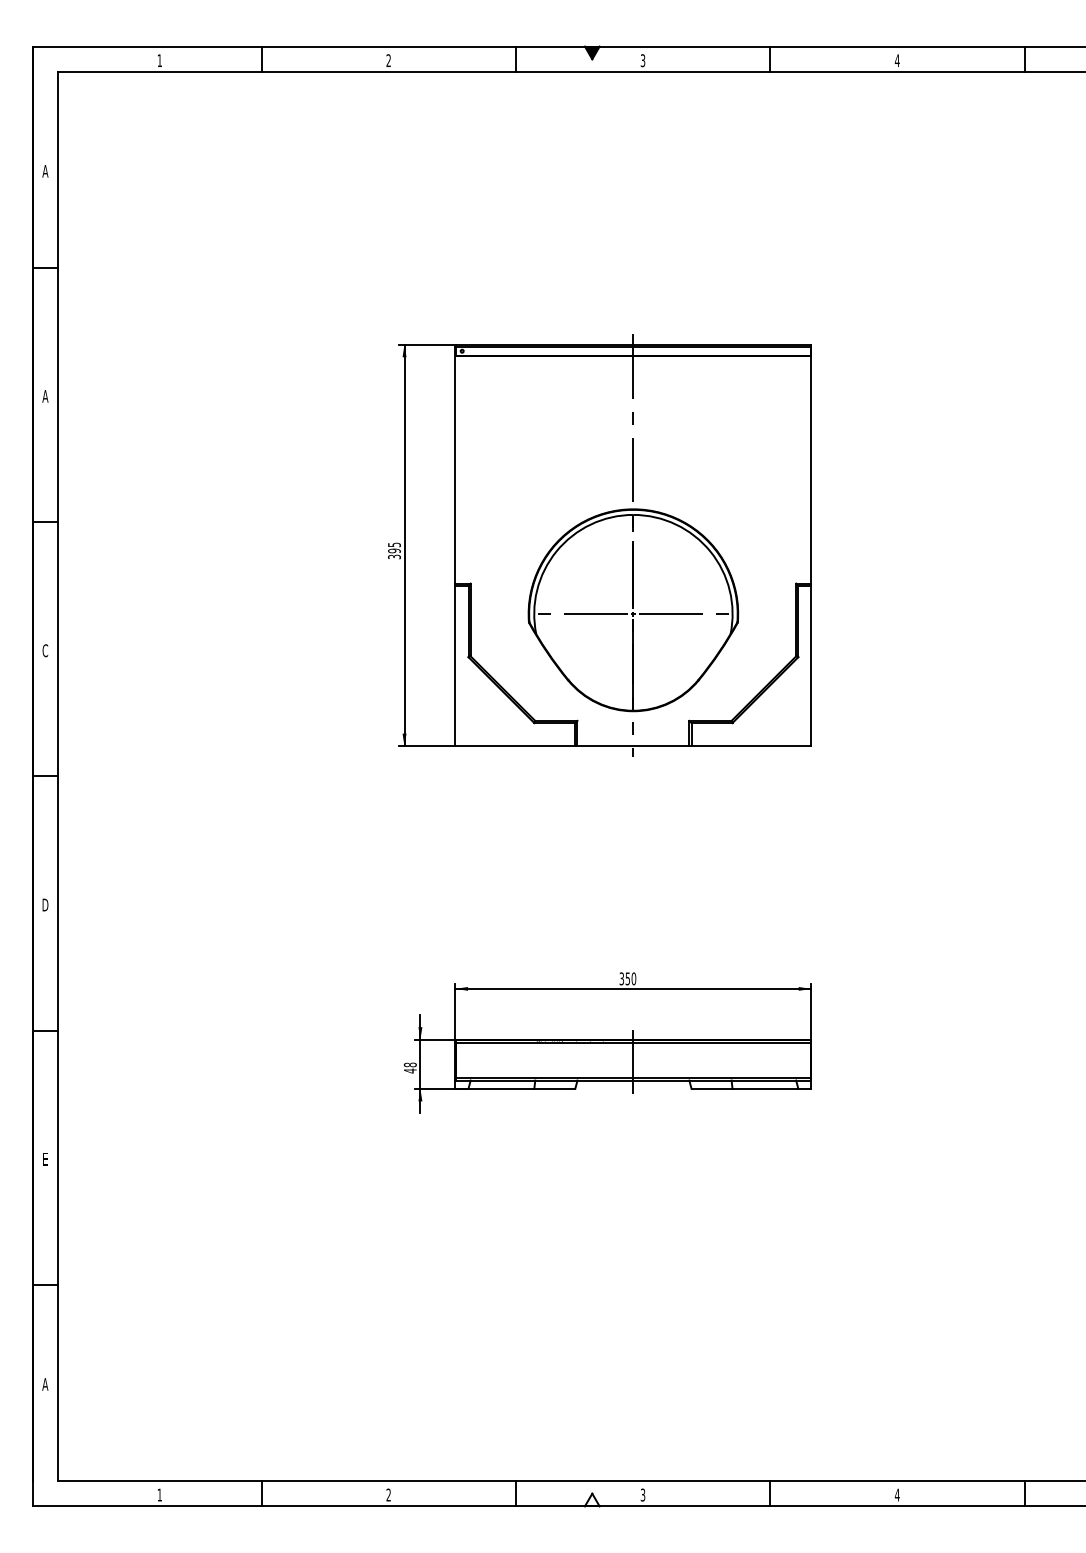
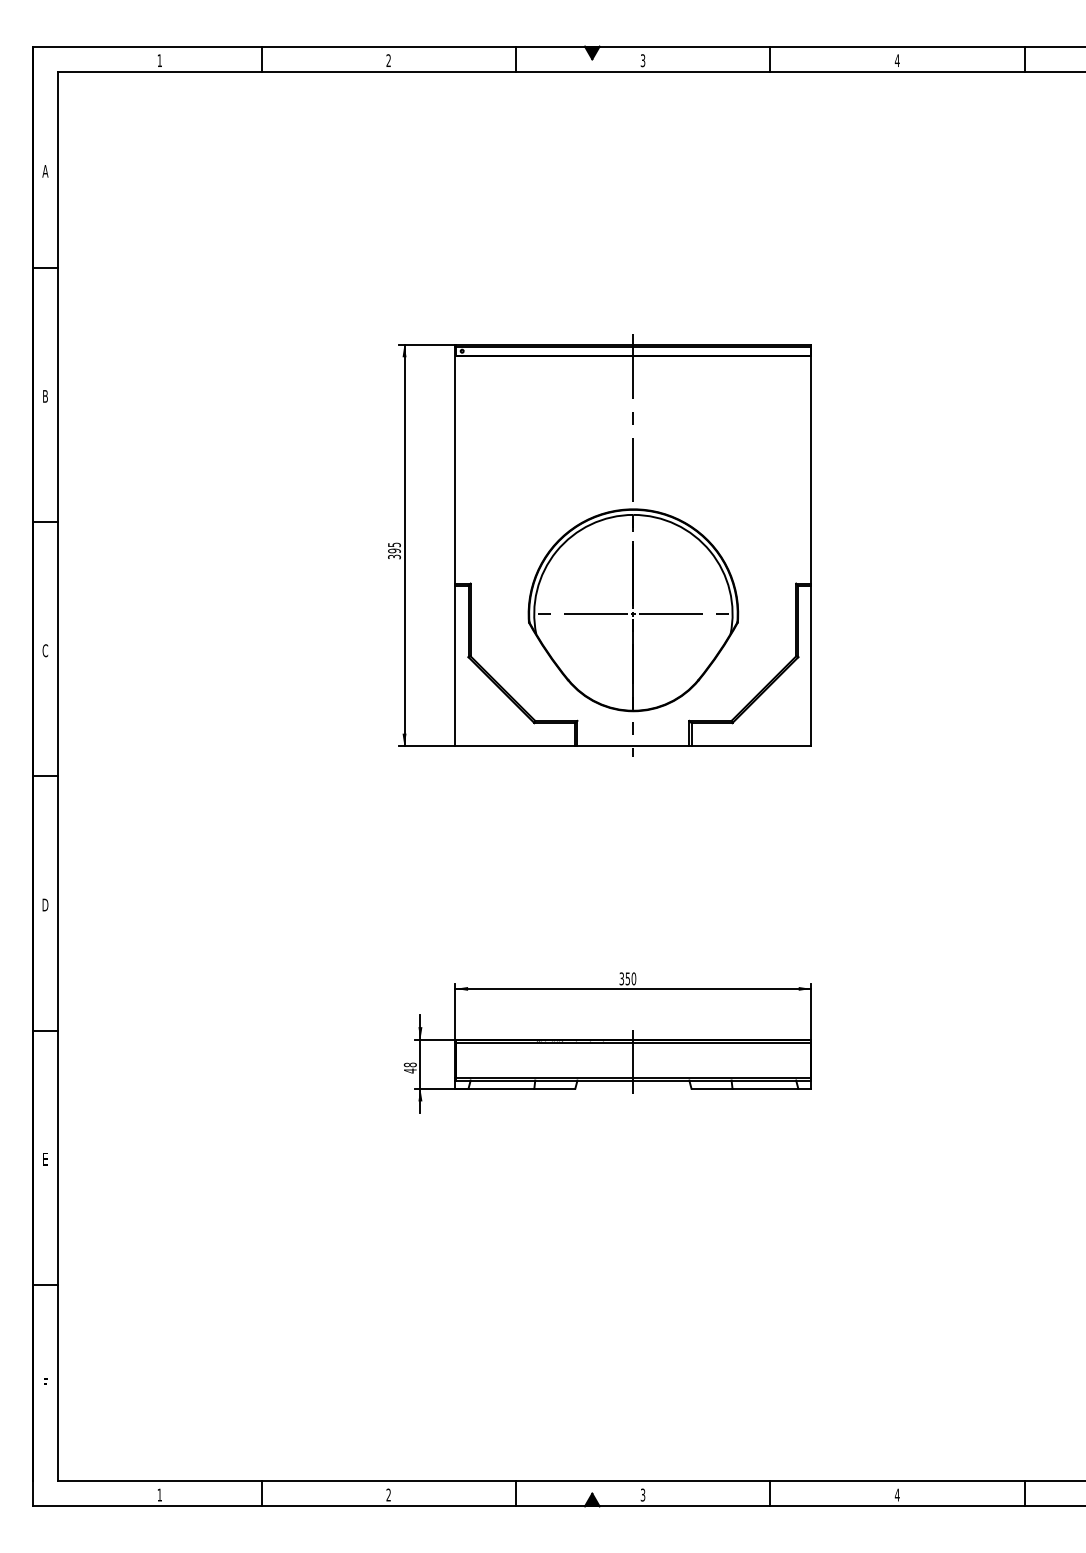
text: A -> B (45, 396)
text: A -> F (45, 1384)
fill: none -> present (591, 1499)
